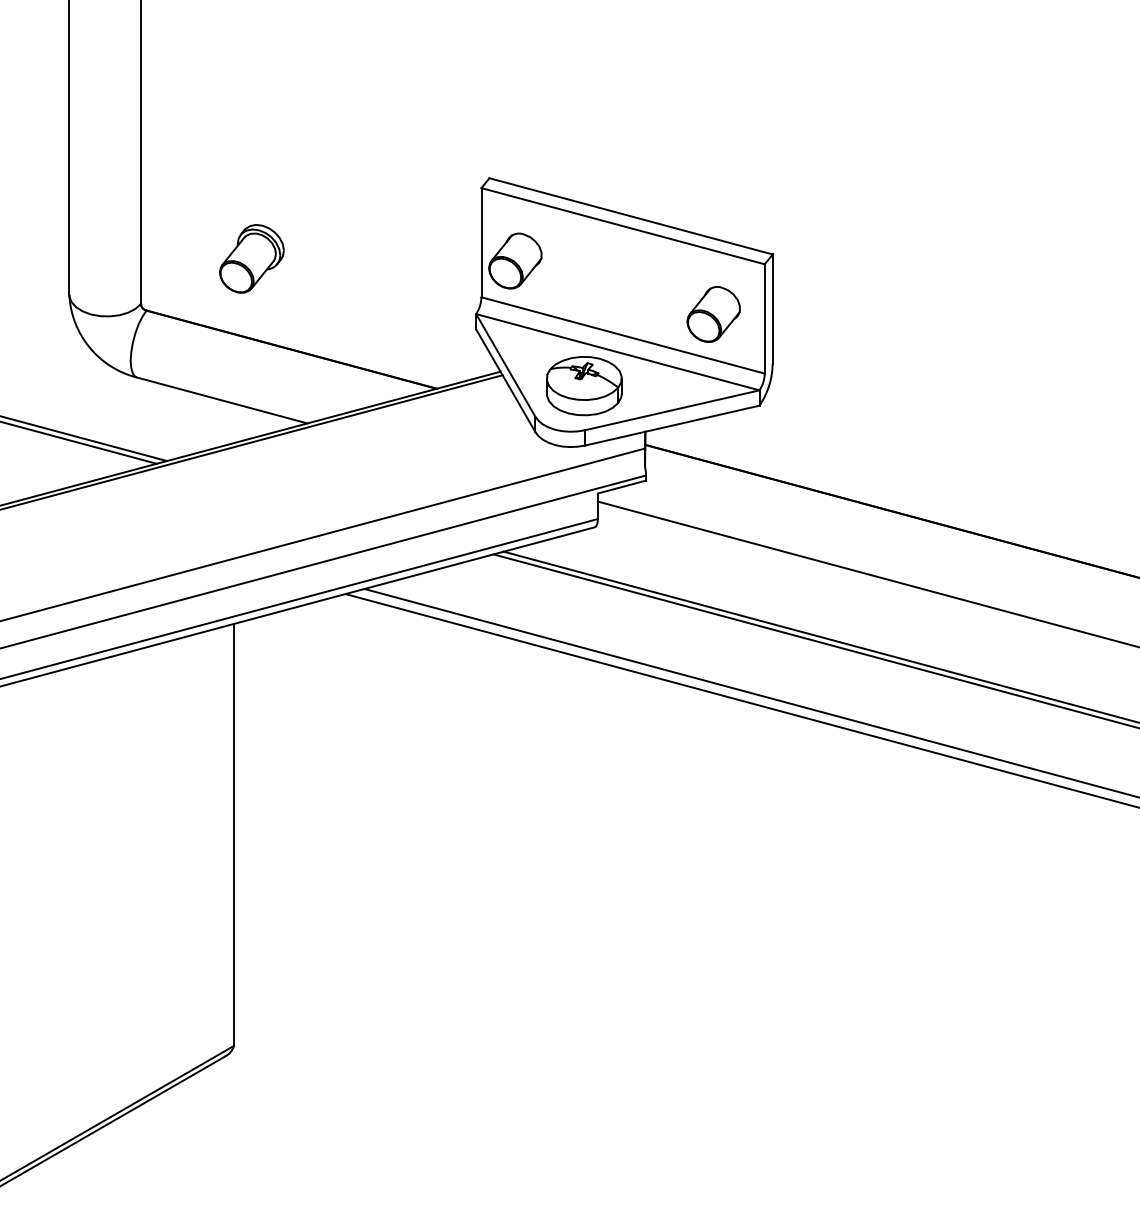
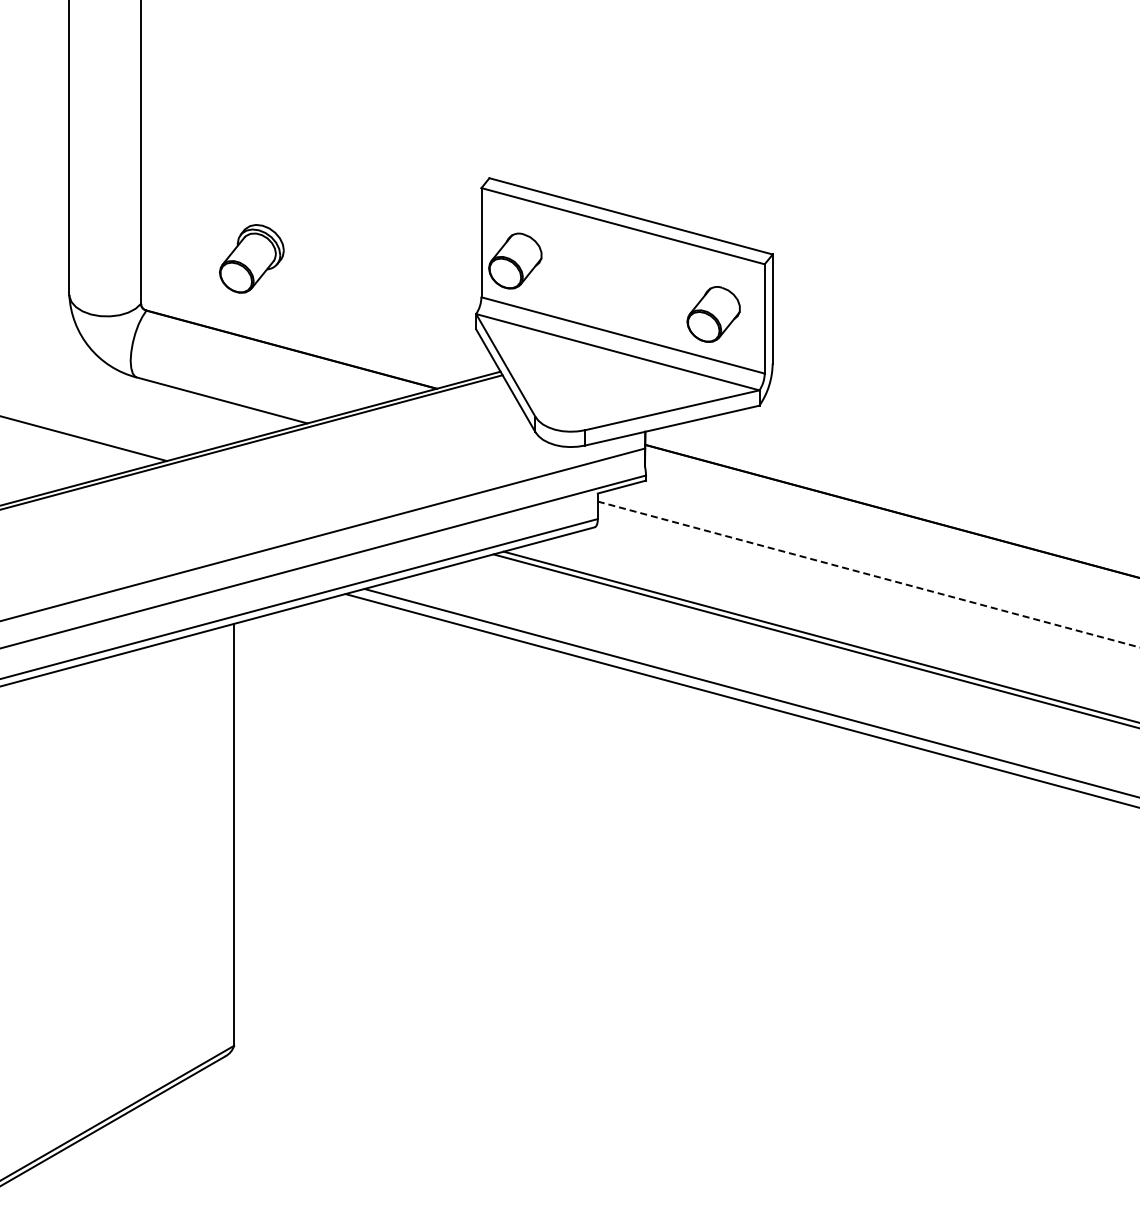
part: present -> none (583, 386)
line: present -> none (79, 442)
line: solid -> dashed (869, 574)
